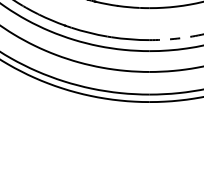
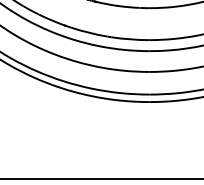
arc: dashed -> solid (174, 38)
line: none -> present (101, 178)
